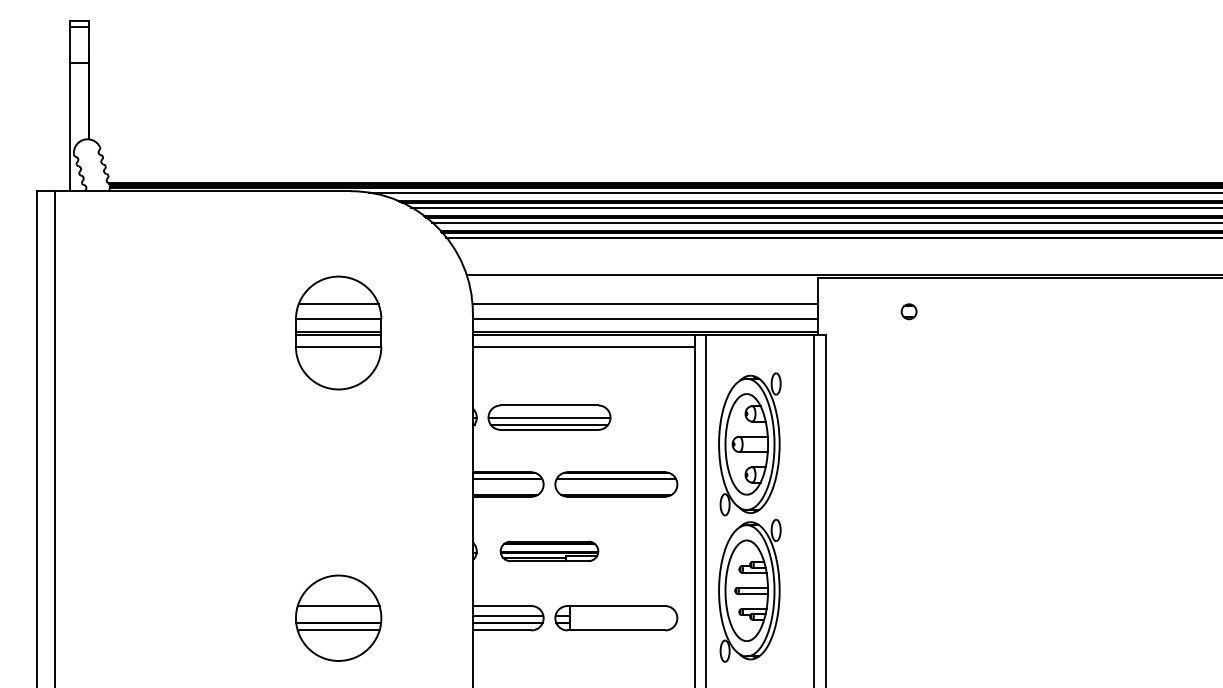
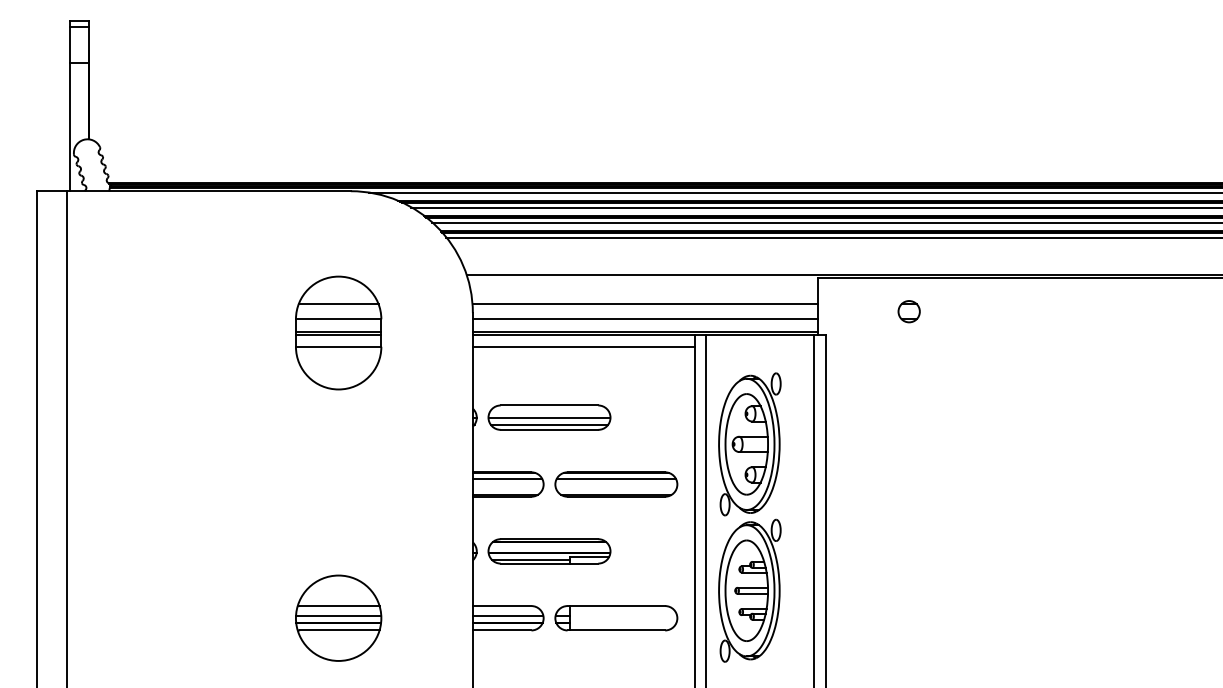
part size: 18x18 px -> 24x24 px (908, 311)
line position: (55, 437) -> (67, 437) (67, 437)
part size: 101x22 px -> 125x27 px (549, 551)
line: none -> present (338, 615)
